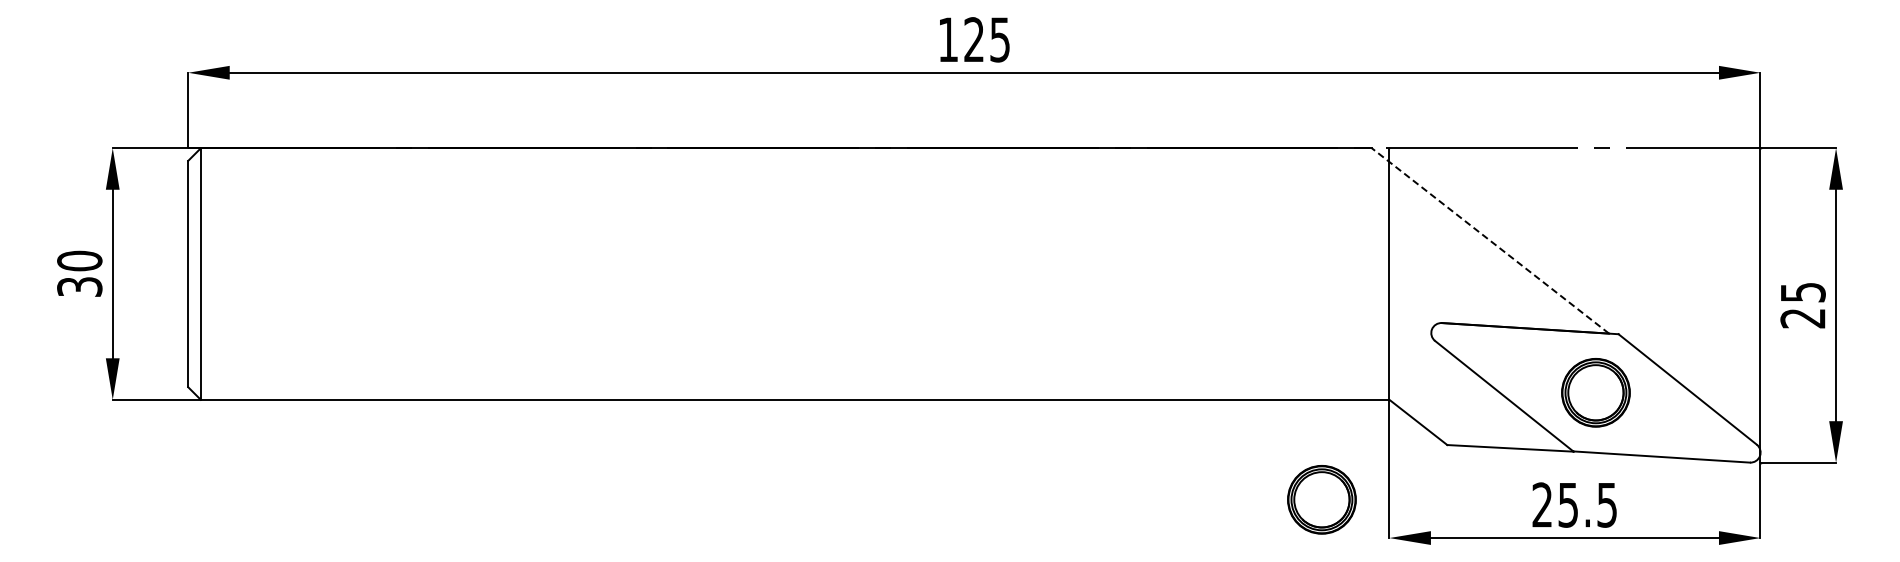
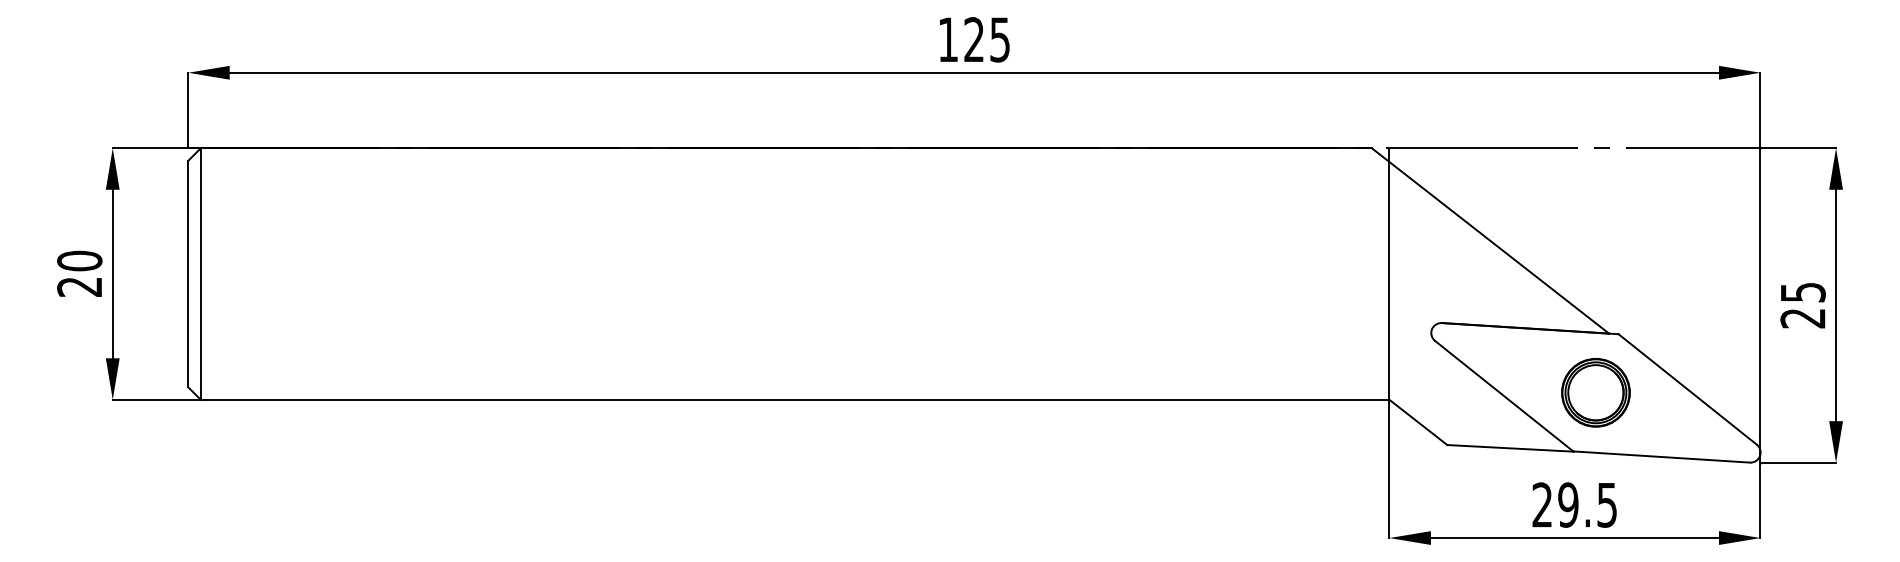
line: dashed -> solid (1490, 240)
text: 30 -> 20 (79, 286)
part: present -> none (1321, 499)
text: 25.5 -> 29.5 (1568, 504)
